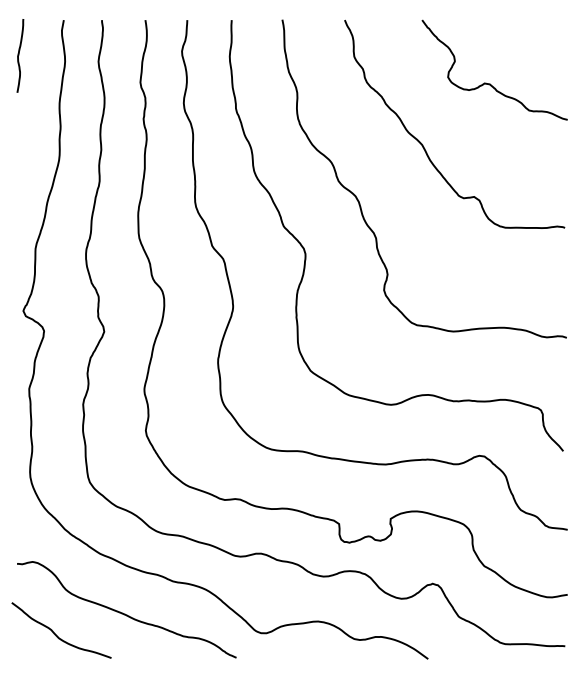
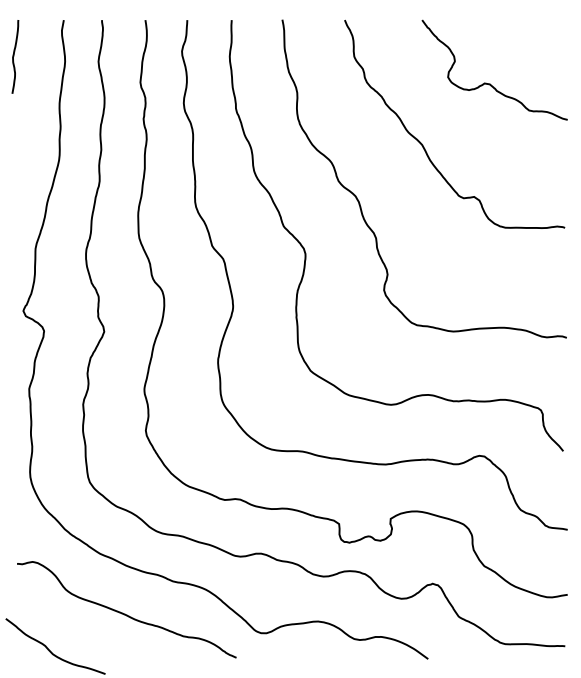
curve position: (19, 55) -> (14, 56) (14, 56)
curve position: (56, 634) -> (50, 650) (50, 650)
